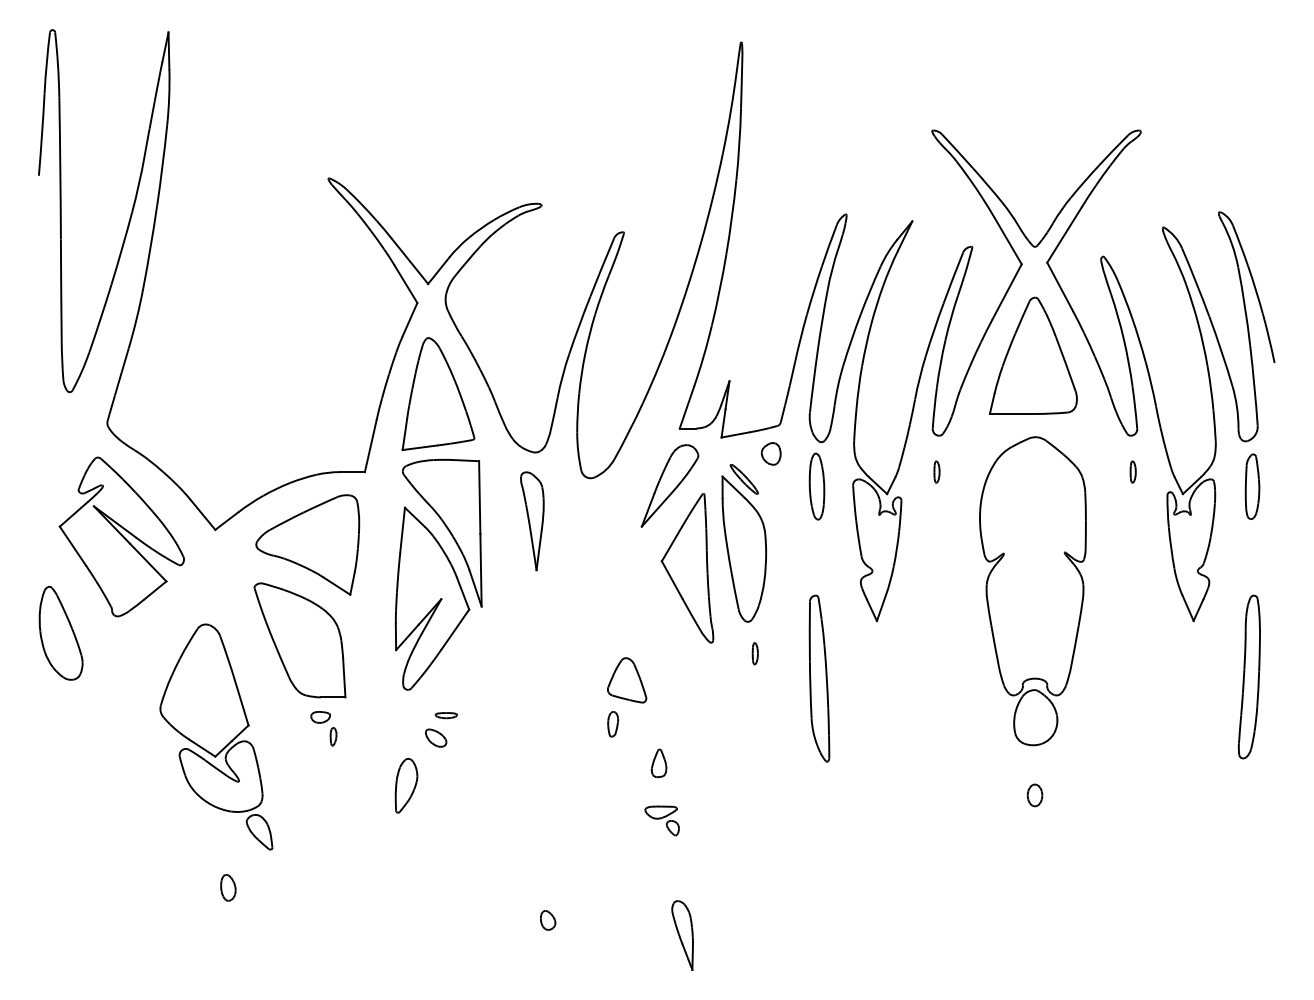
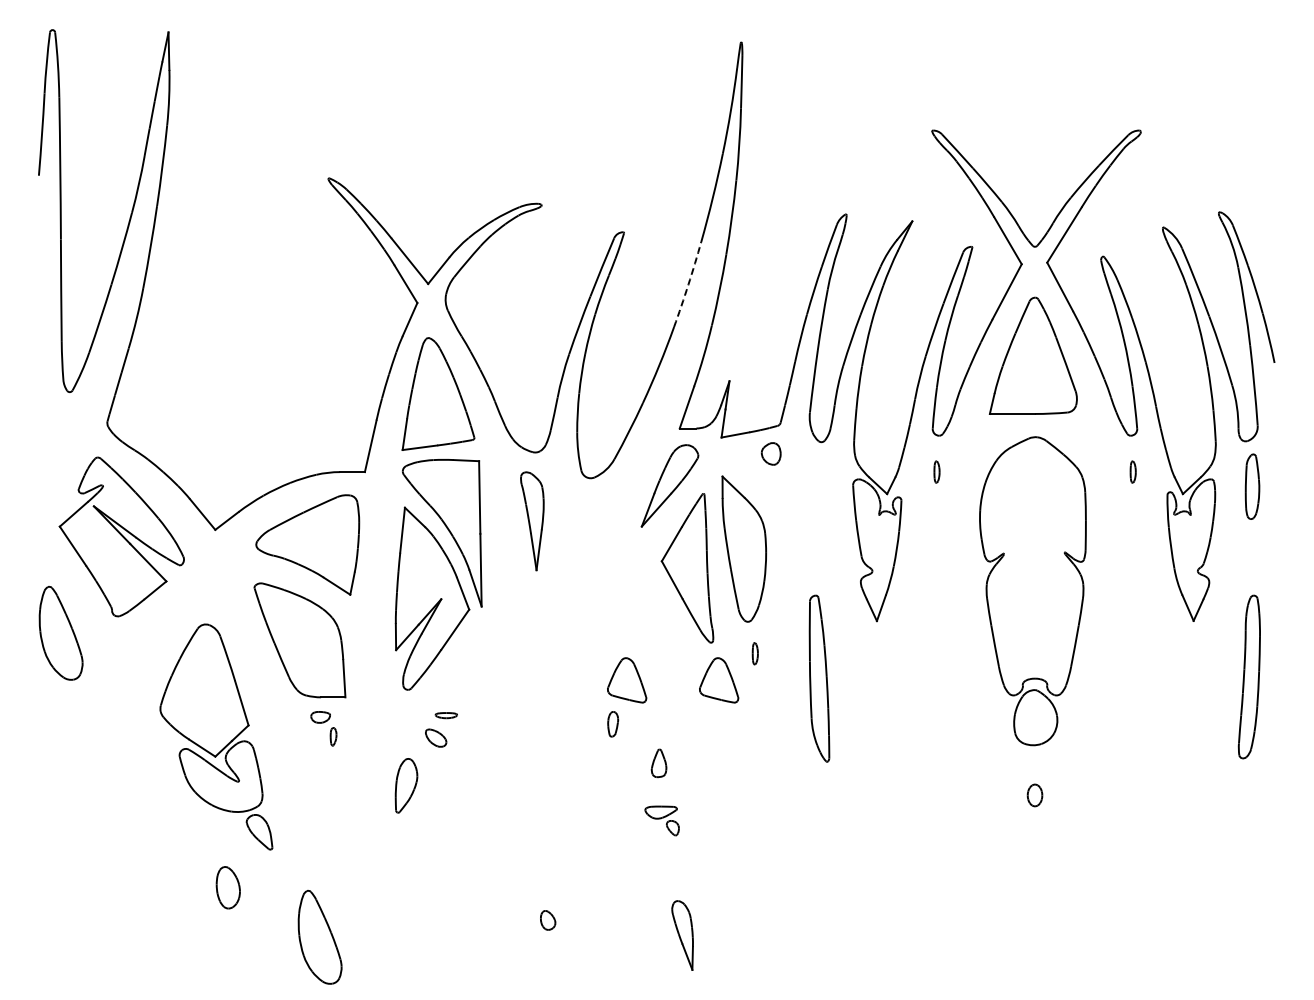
arc: solid -> dashed (688, 284)
part: present -> none (743, 479)
part: present -> none (816, 486)
part: none -> present (719, 680)
part size: 17x28 px -> 26x44 px (227, 887)
part: none -> present (319, 937)
